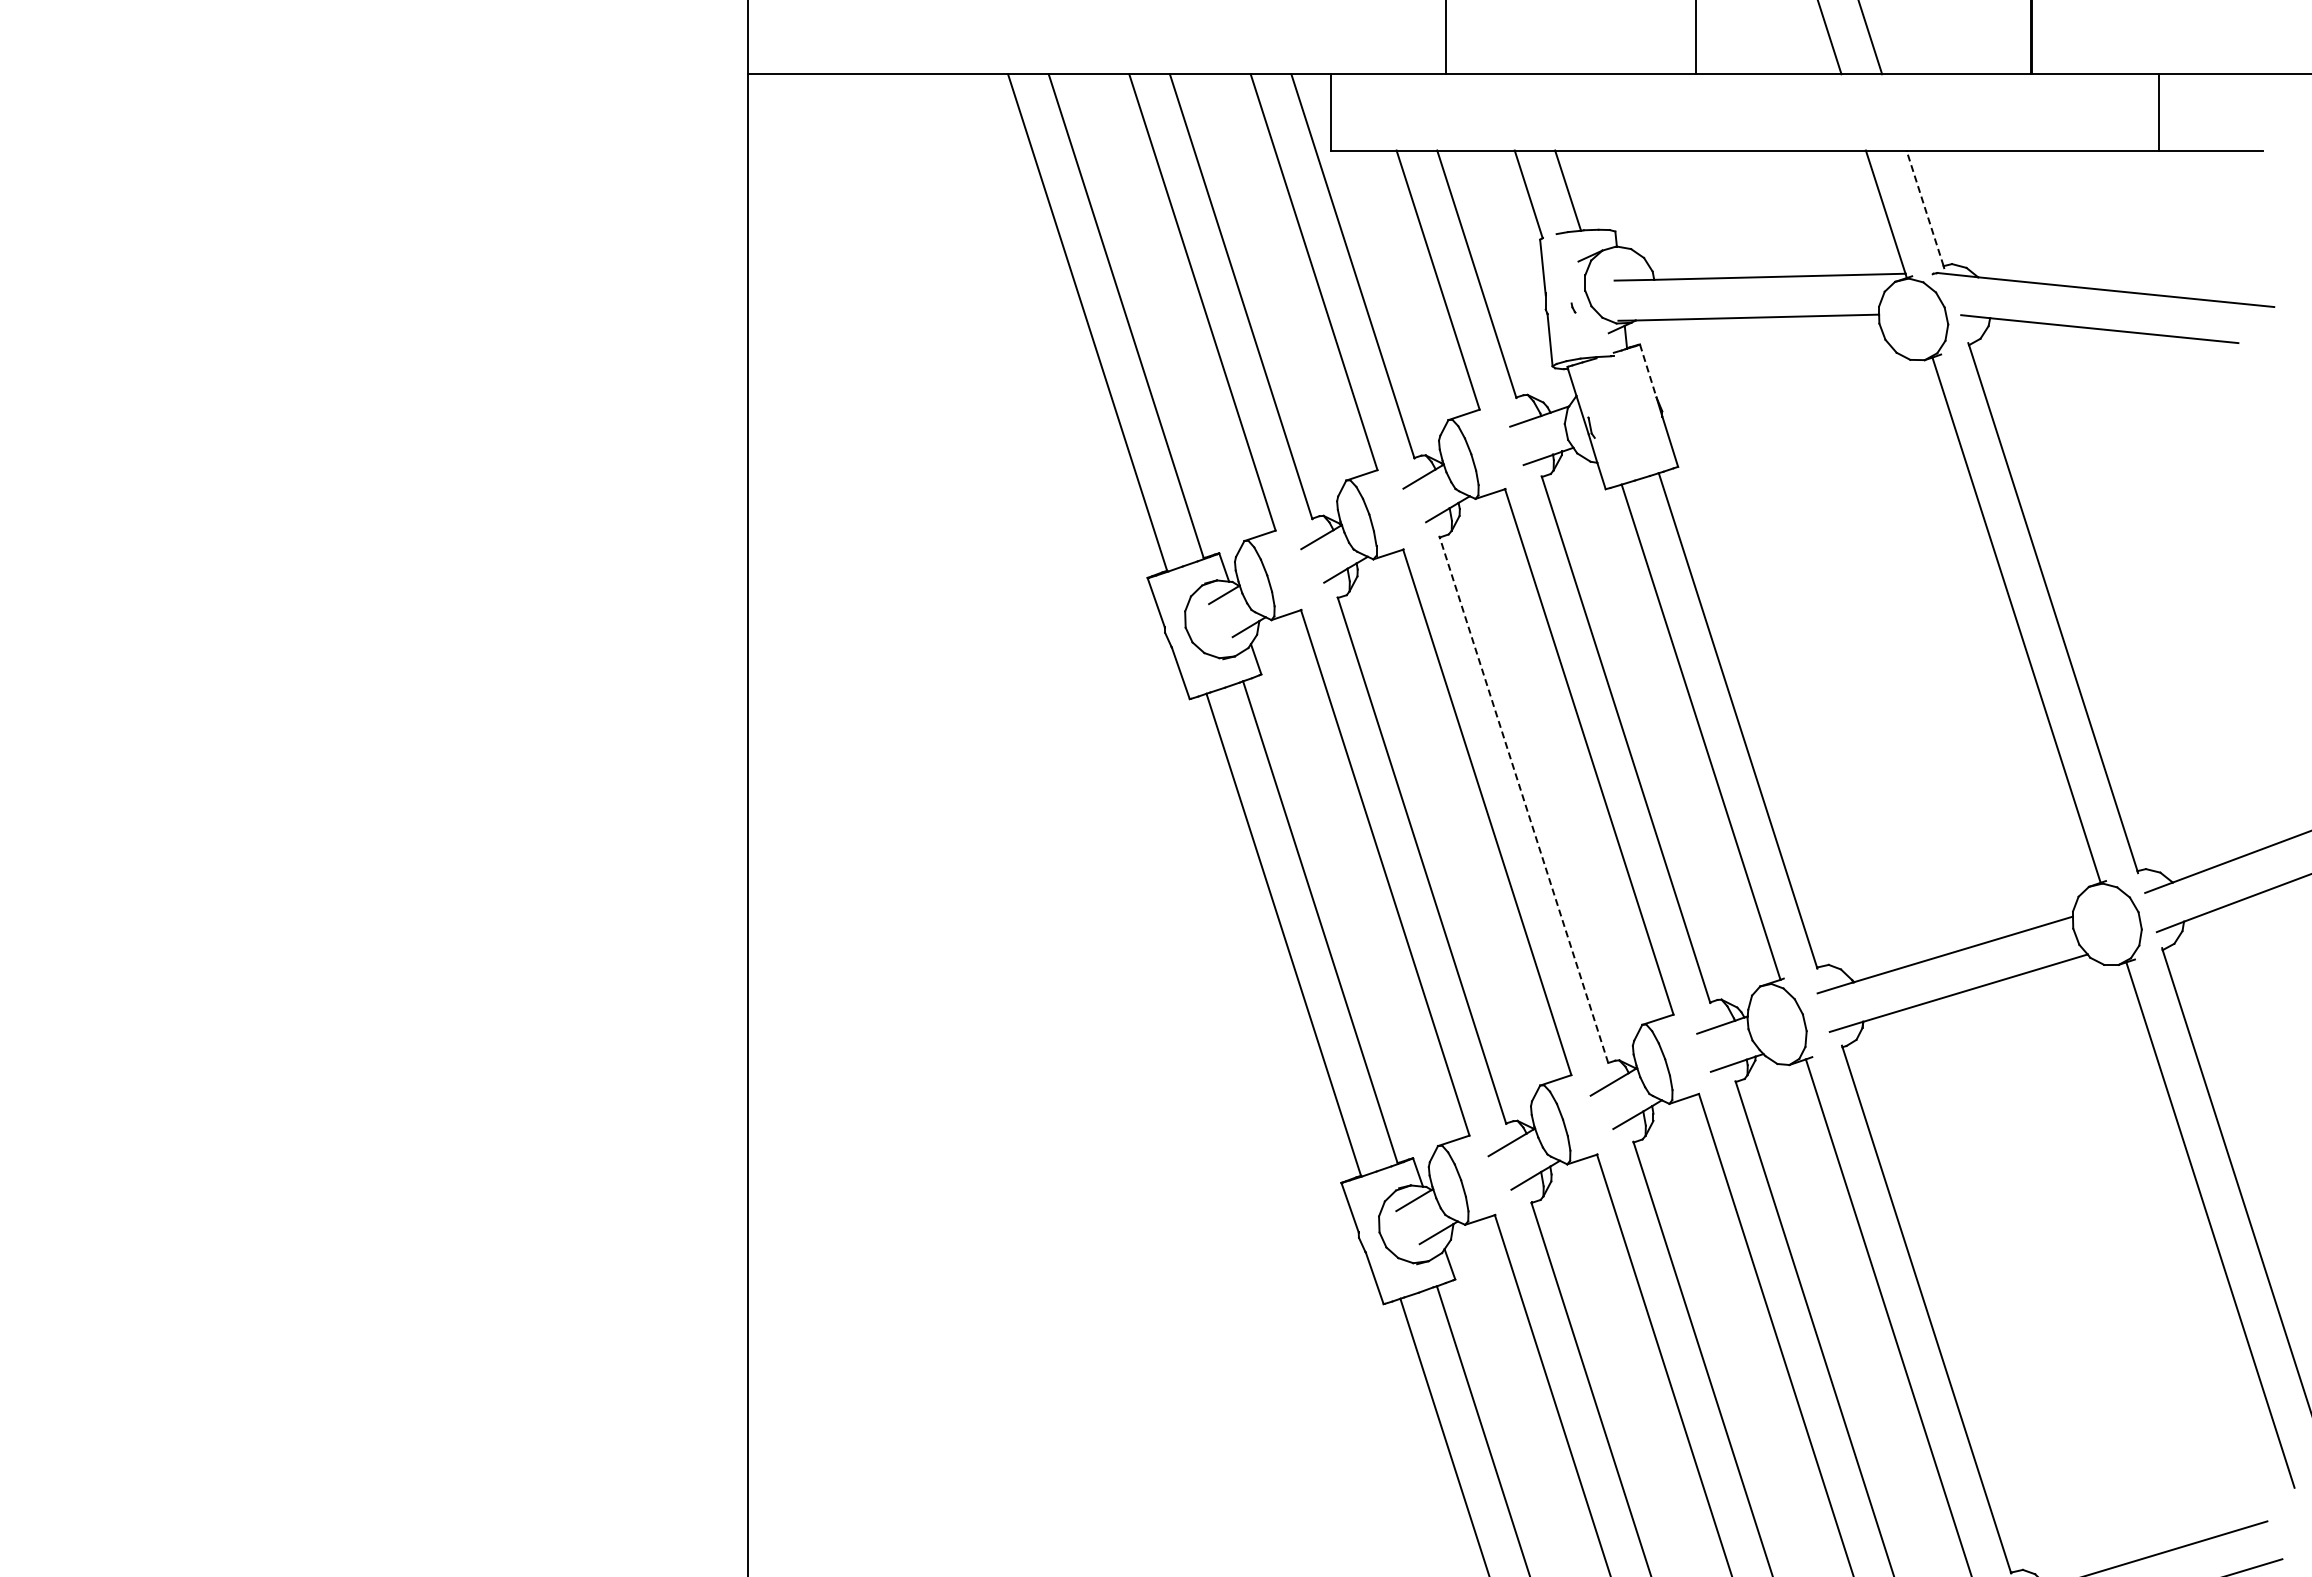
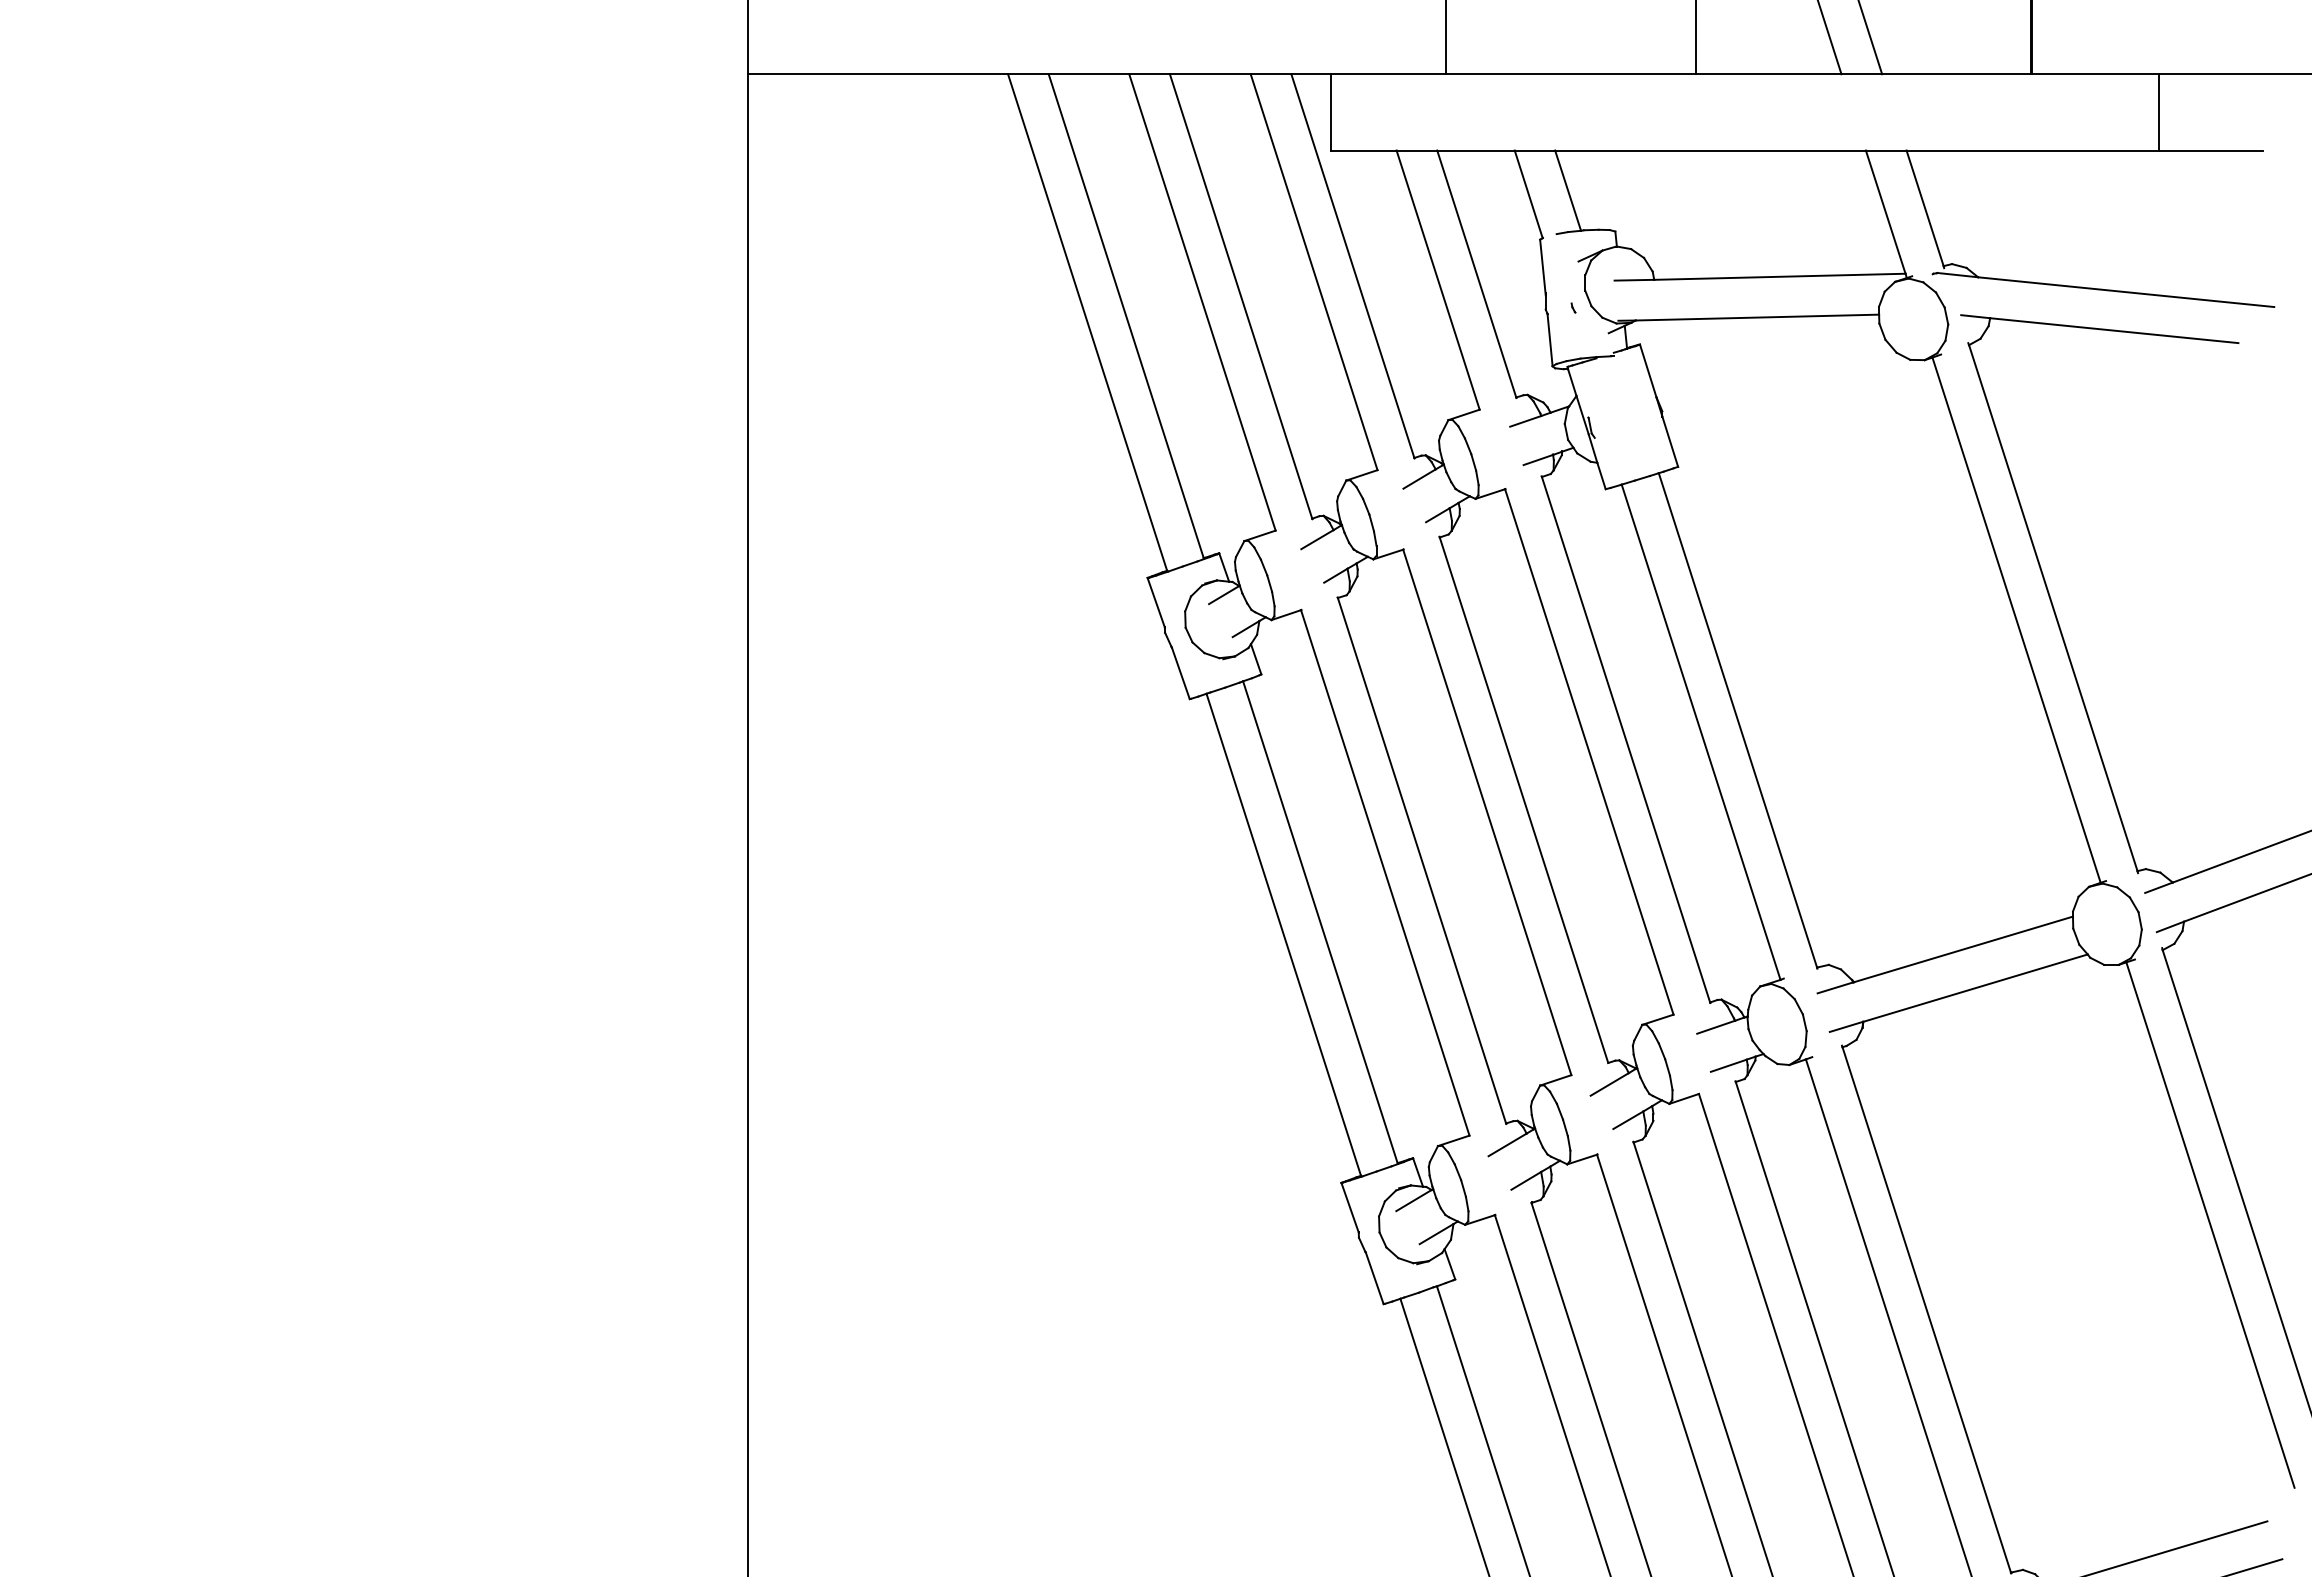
line: dashed -> solid (1925, 208)
line: dashed -> solid (1648, 371)
line: dashed -> solid (1524, 800)
